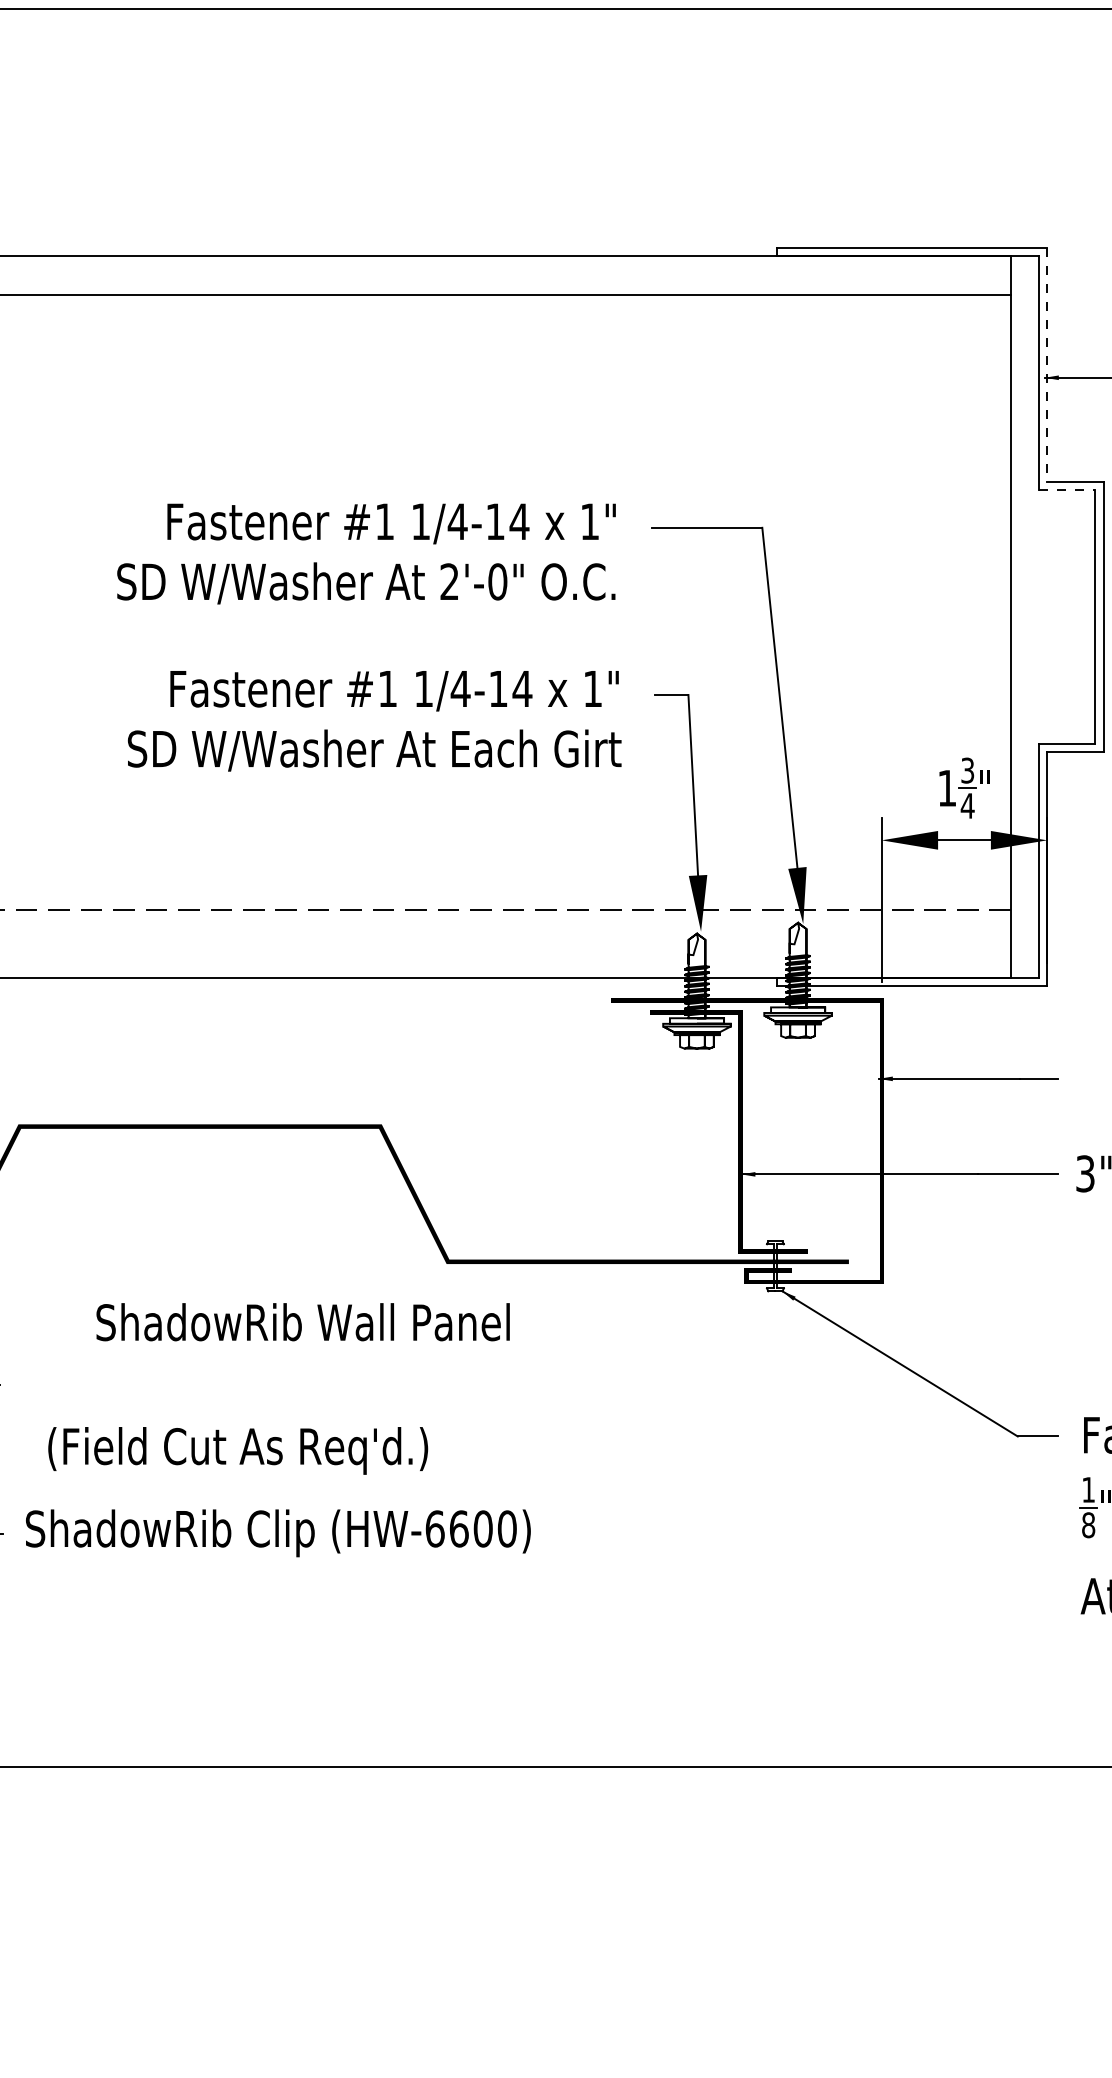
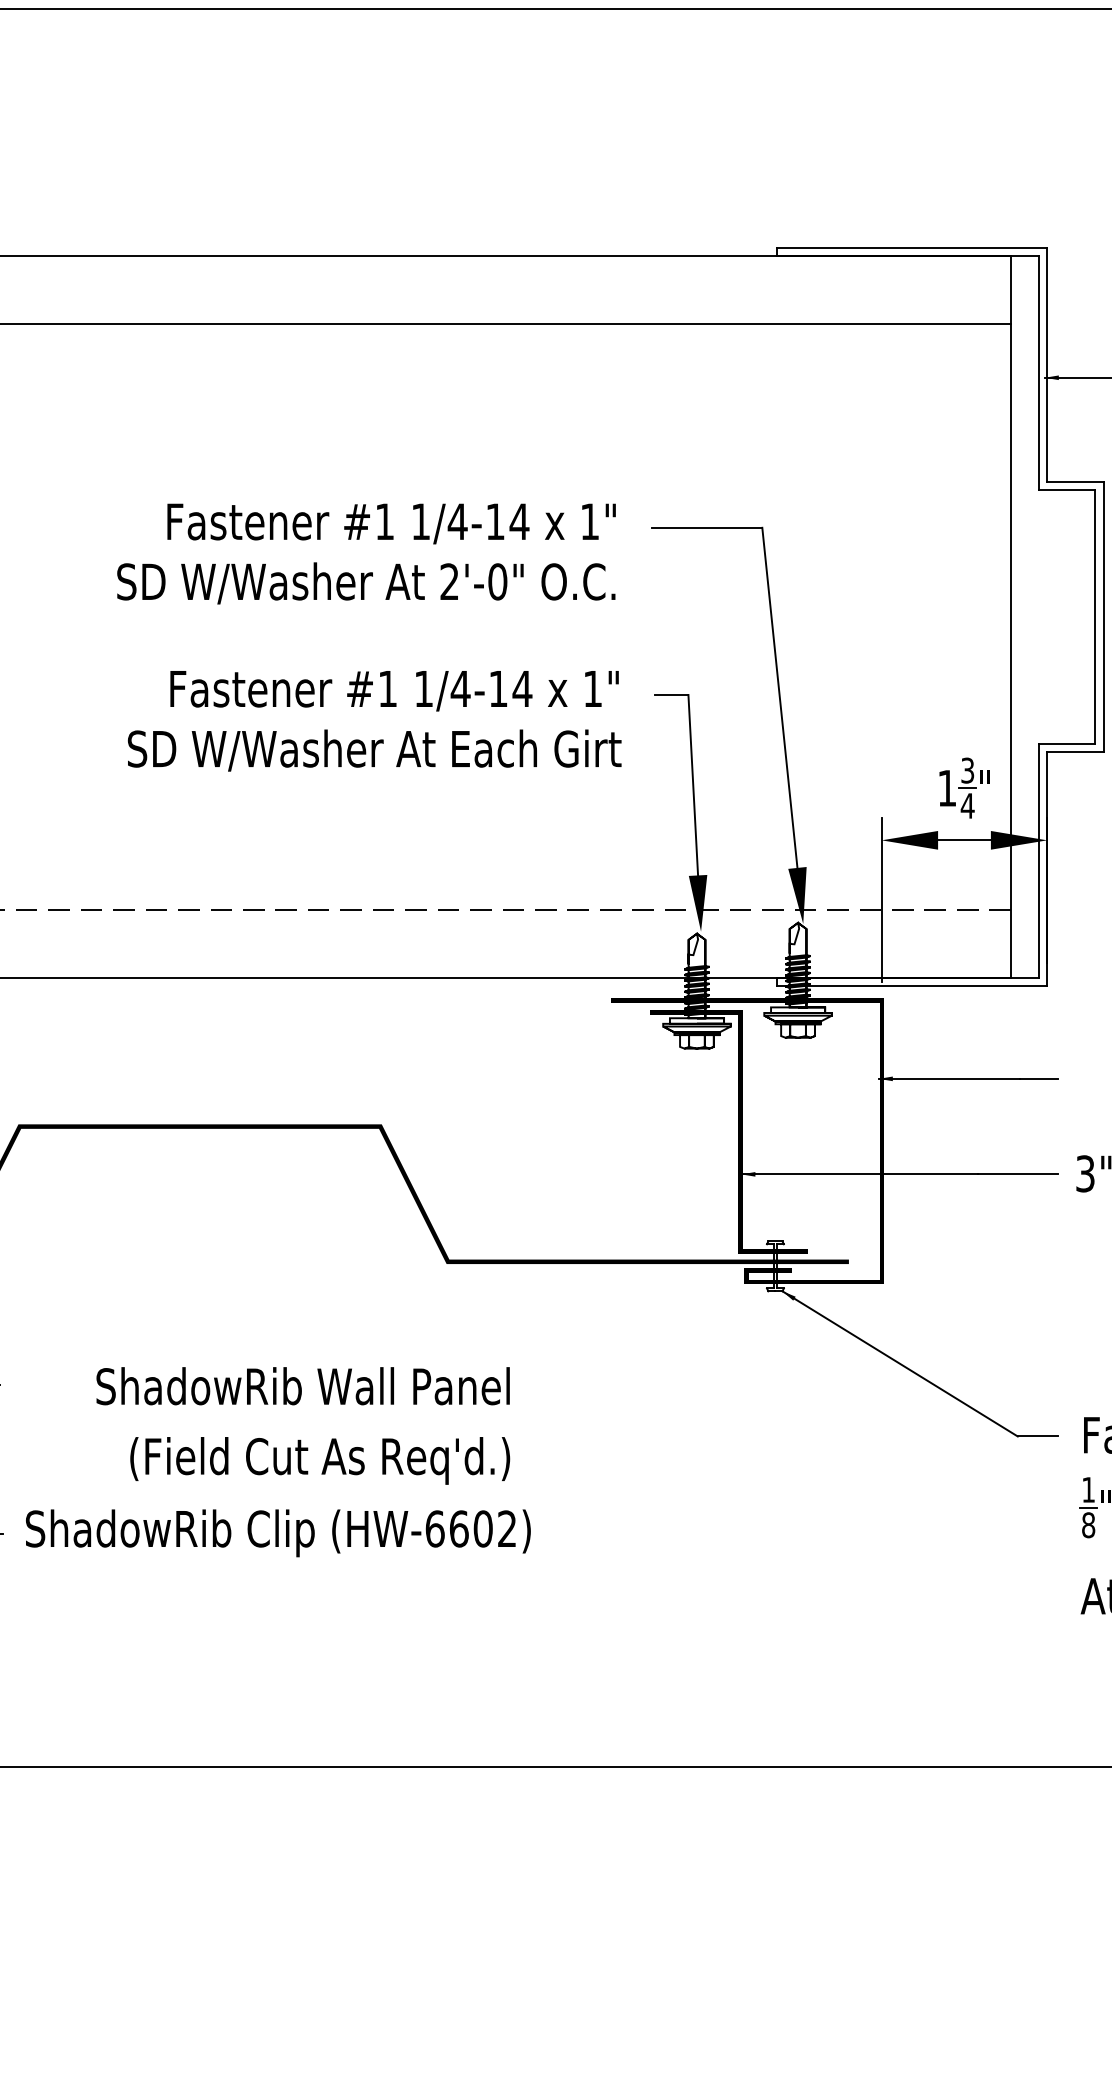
line position: (506, 295) -> (506, 324) (506, 324)
line: dashed -> solid (1047, 364)
line: dashed -> solid (1067, 490)
text position: (302, 1322) -> (302, 1386) (302, 1386)
text position: (238, 1450) -> (320, 1460) (320, 1460)
text: (HW-6600) -> (HW-6602) (506, 1528)
